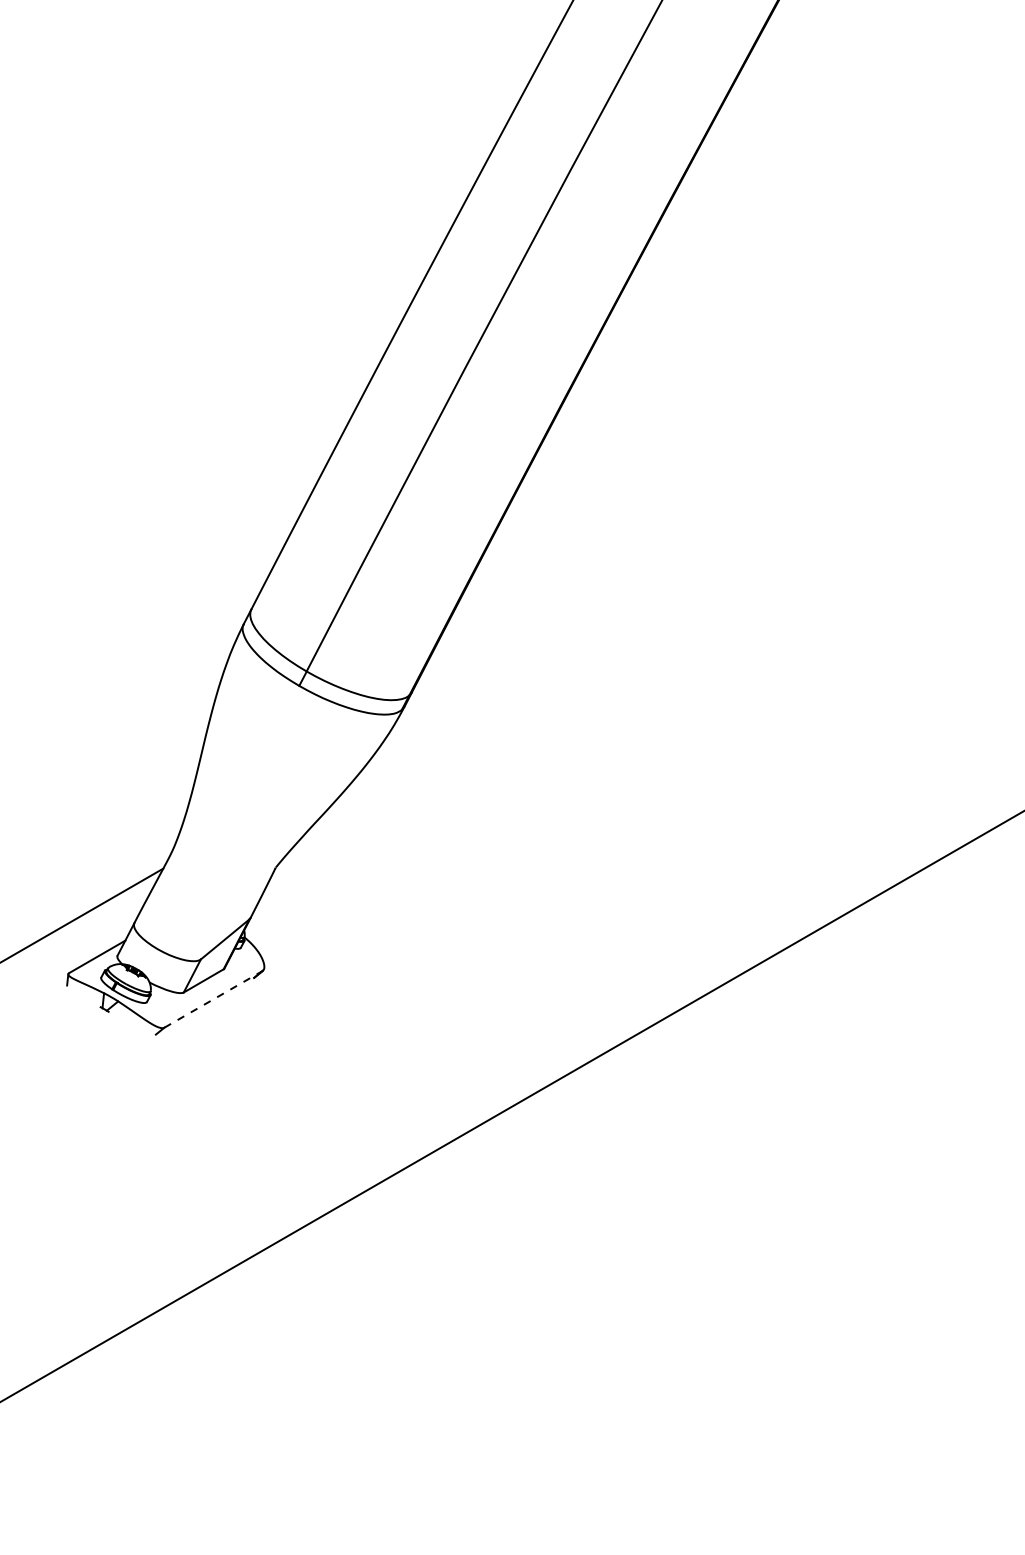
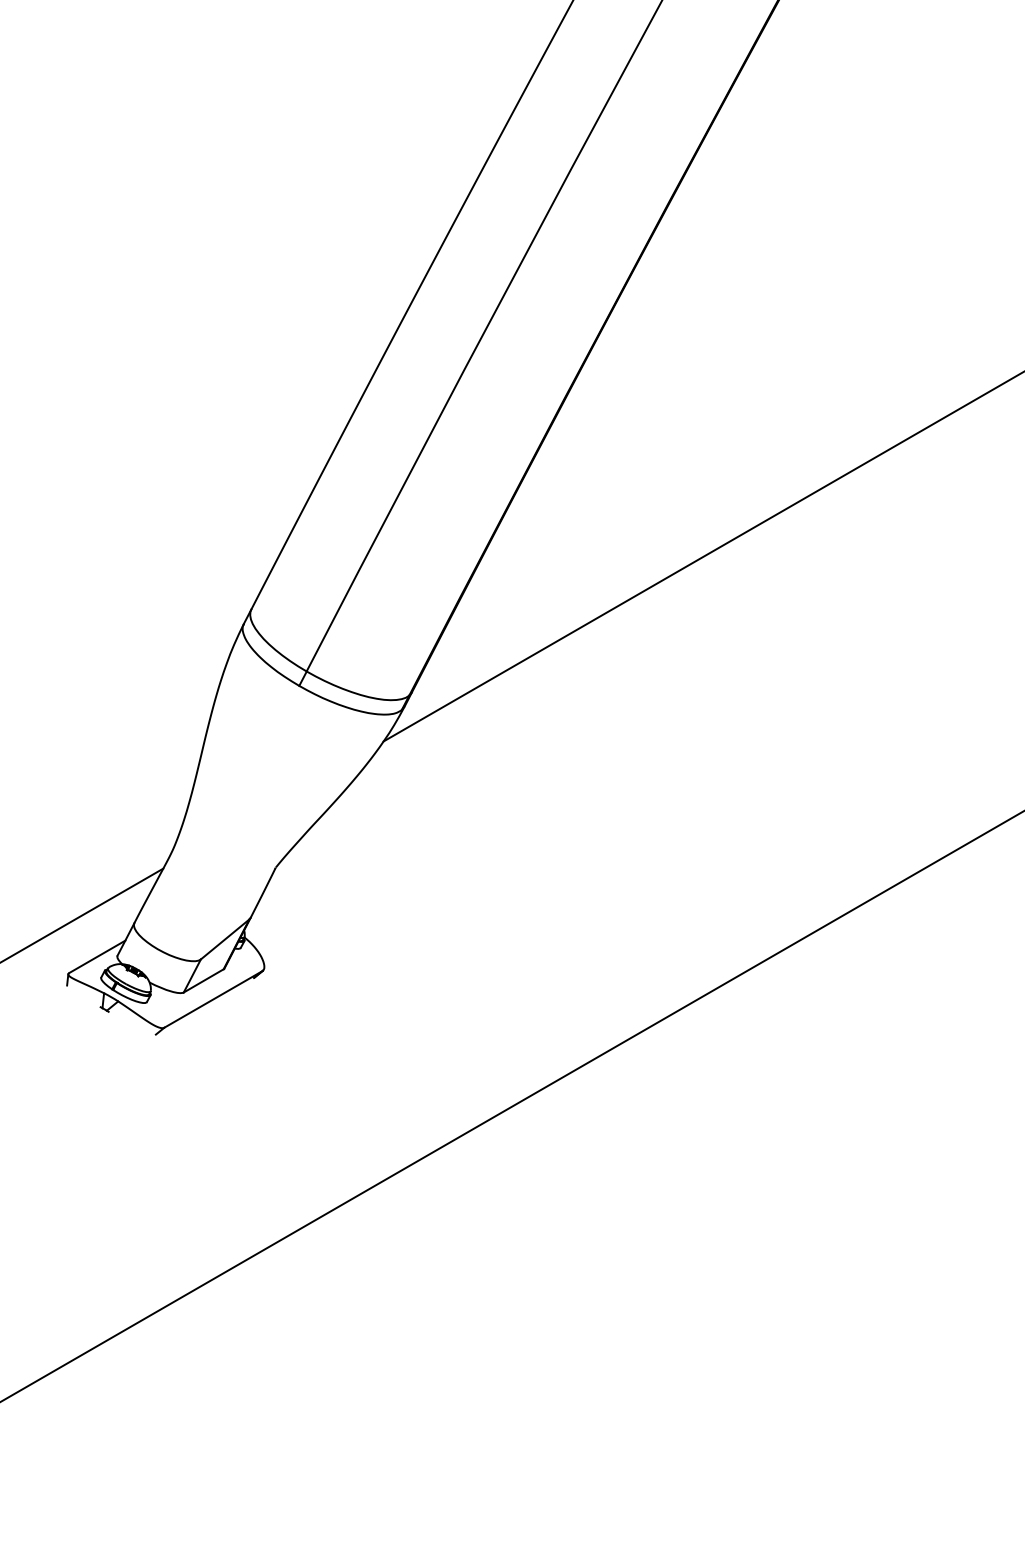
line: none -> present (702, 557)
line: dashed -> solid (213, 999)
